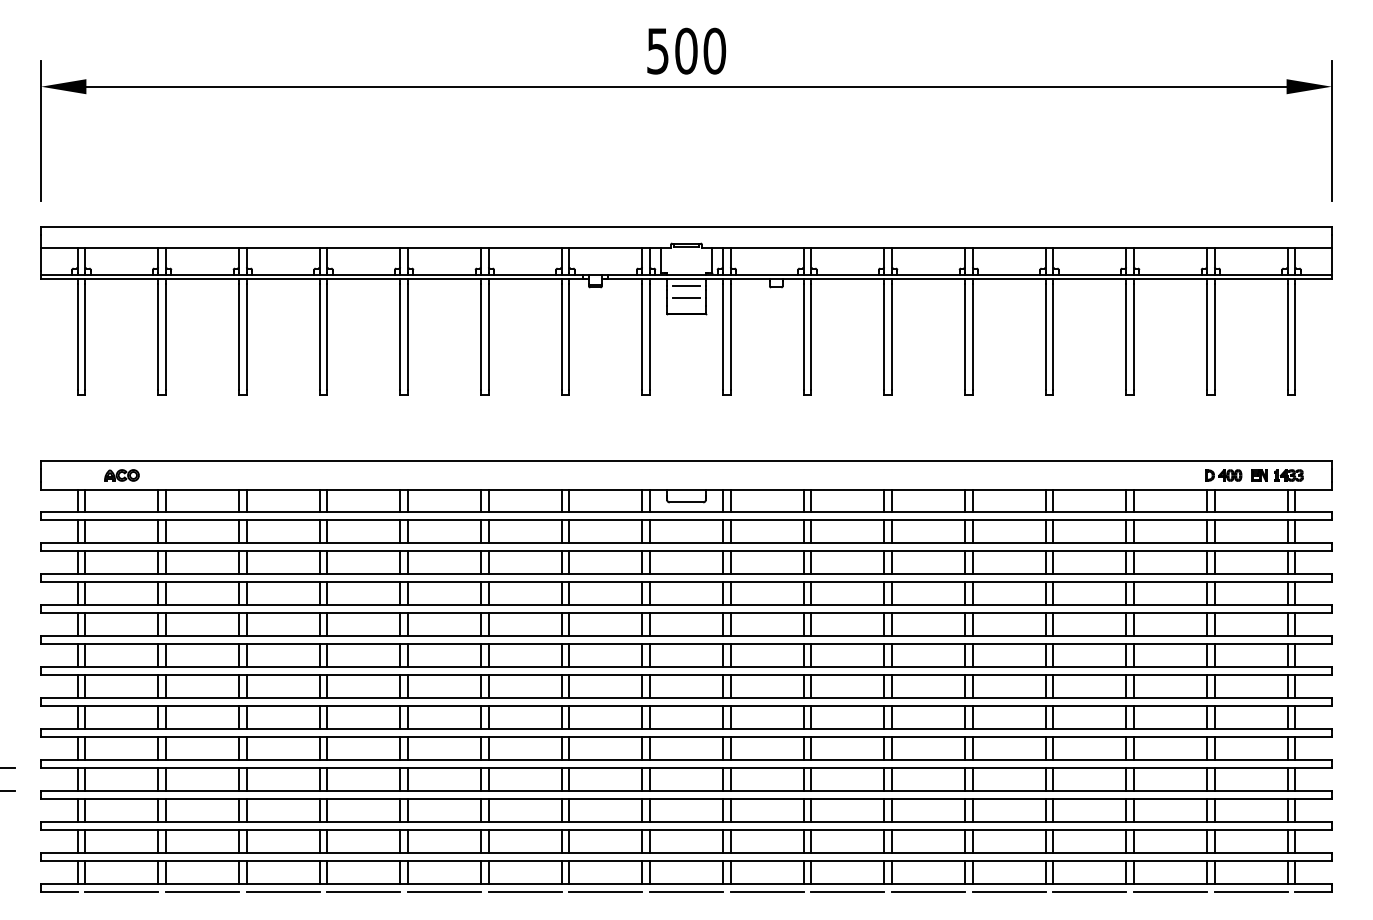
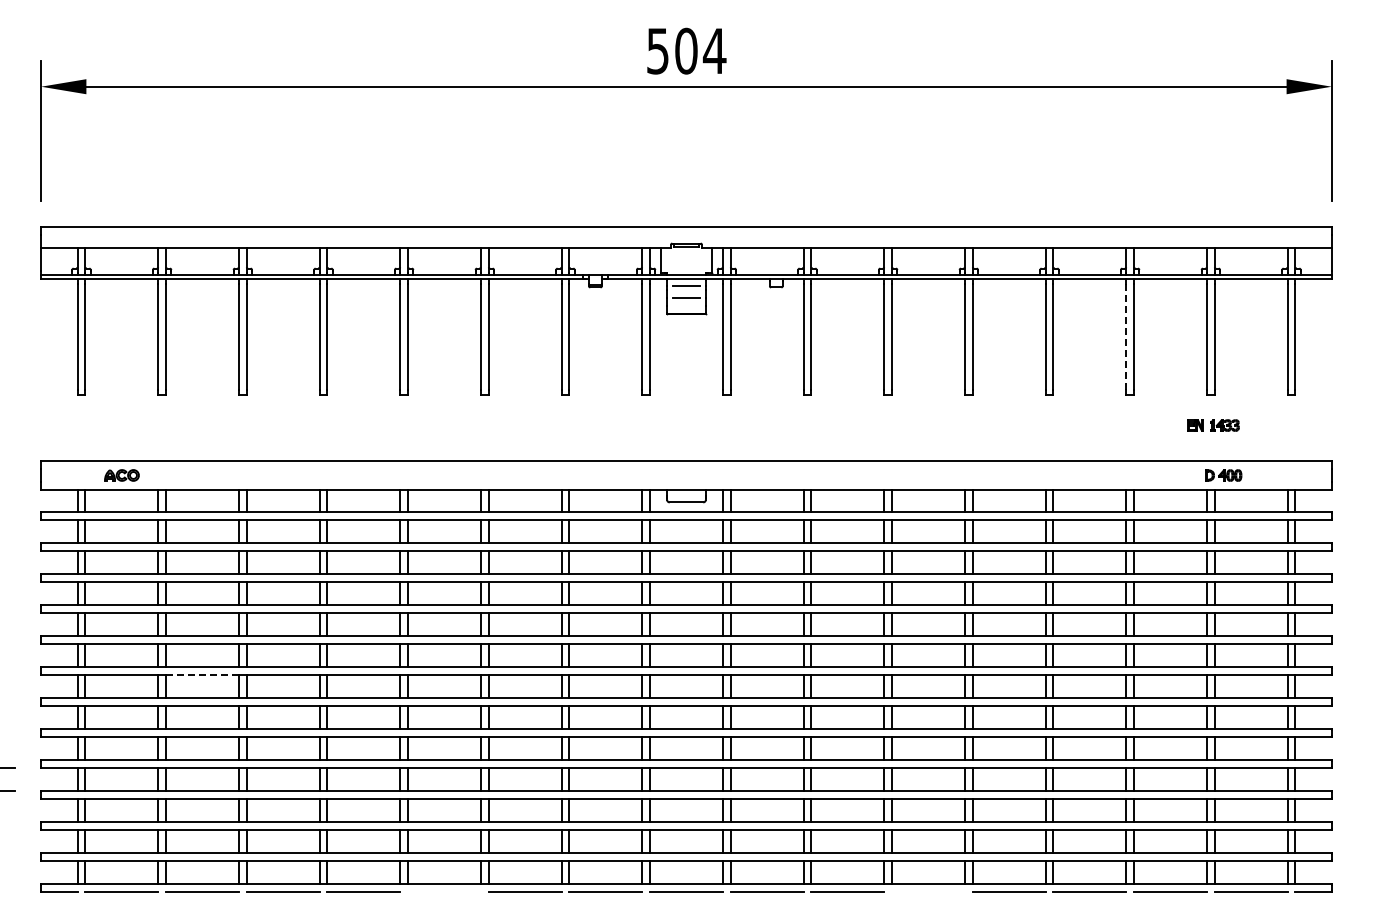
text: 500 -> 504 (714, 50)
line: solid -> dashed (1126, 337)
part position: (1277, 475) -> (1213, 425) (1213, 425)
line: solid -> dashed (201, 675)
line: present -> none (444, 892)
line: present -> none (928, 892)
